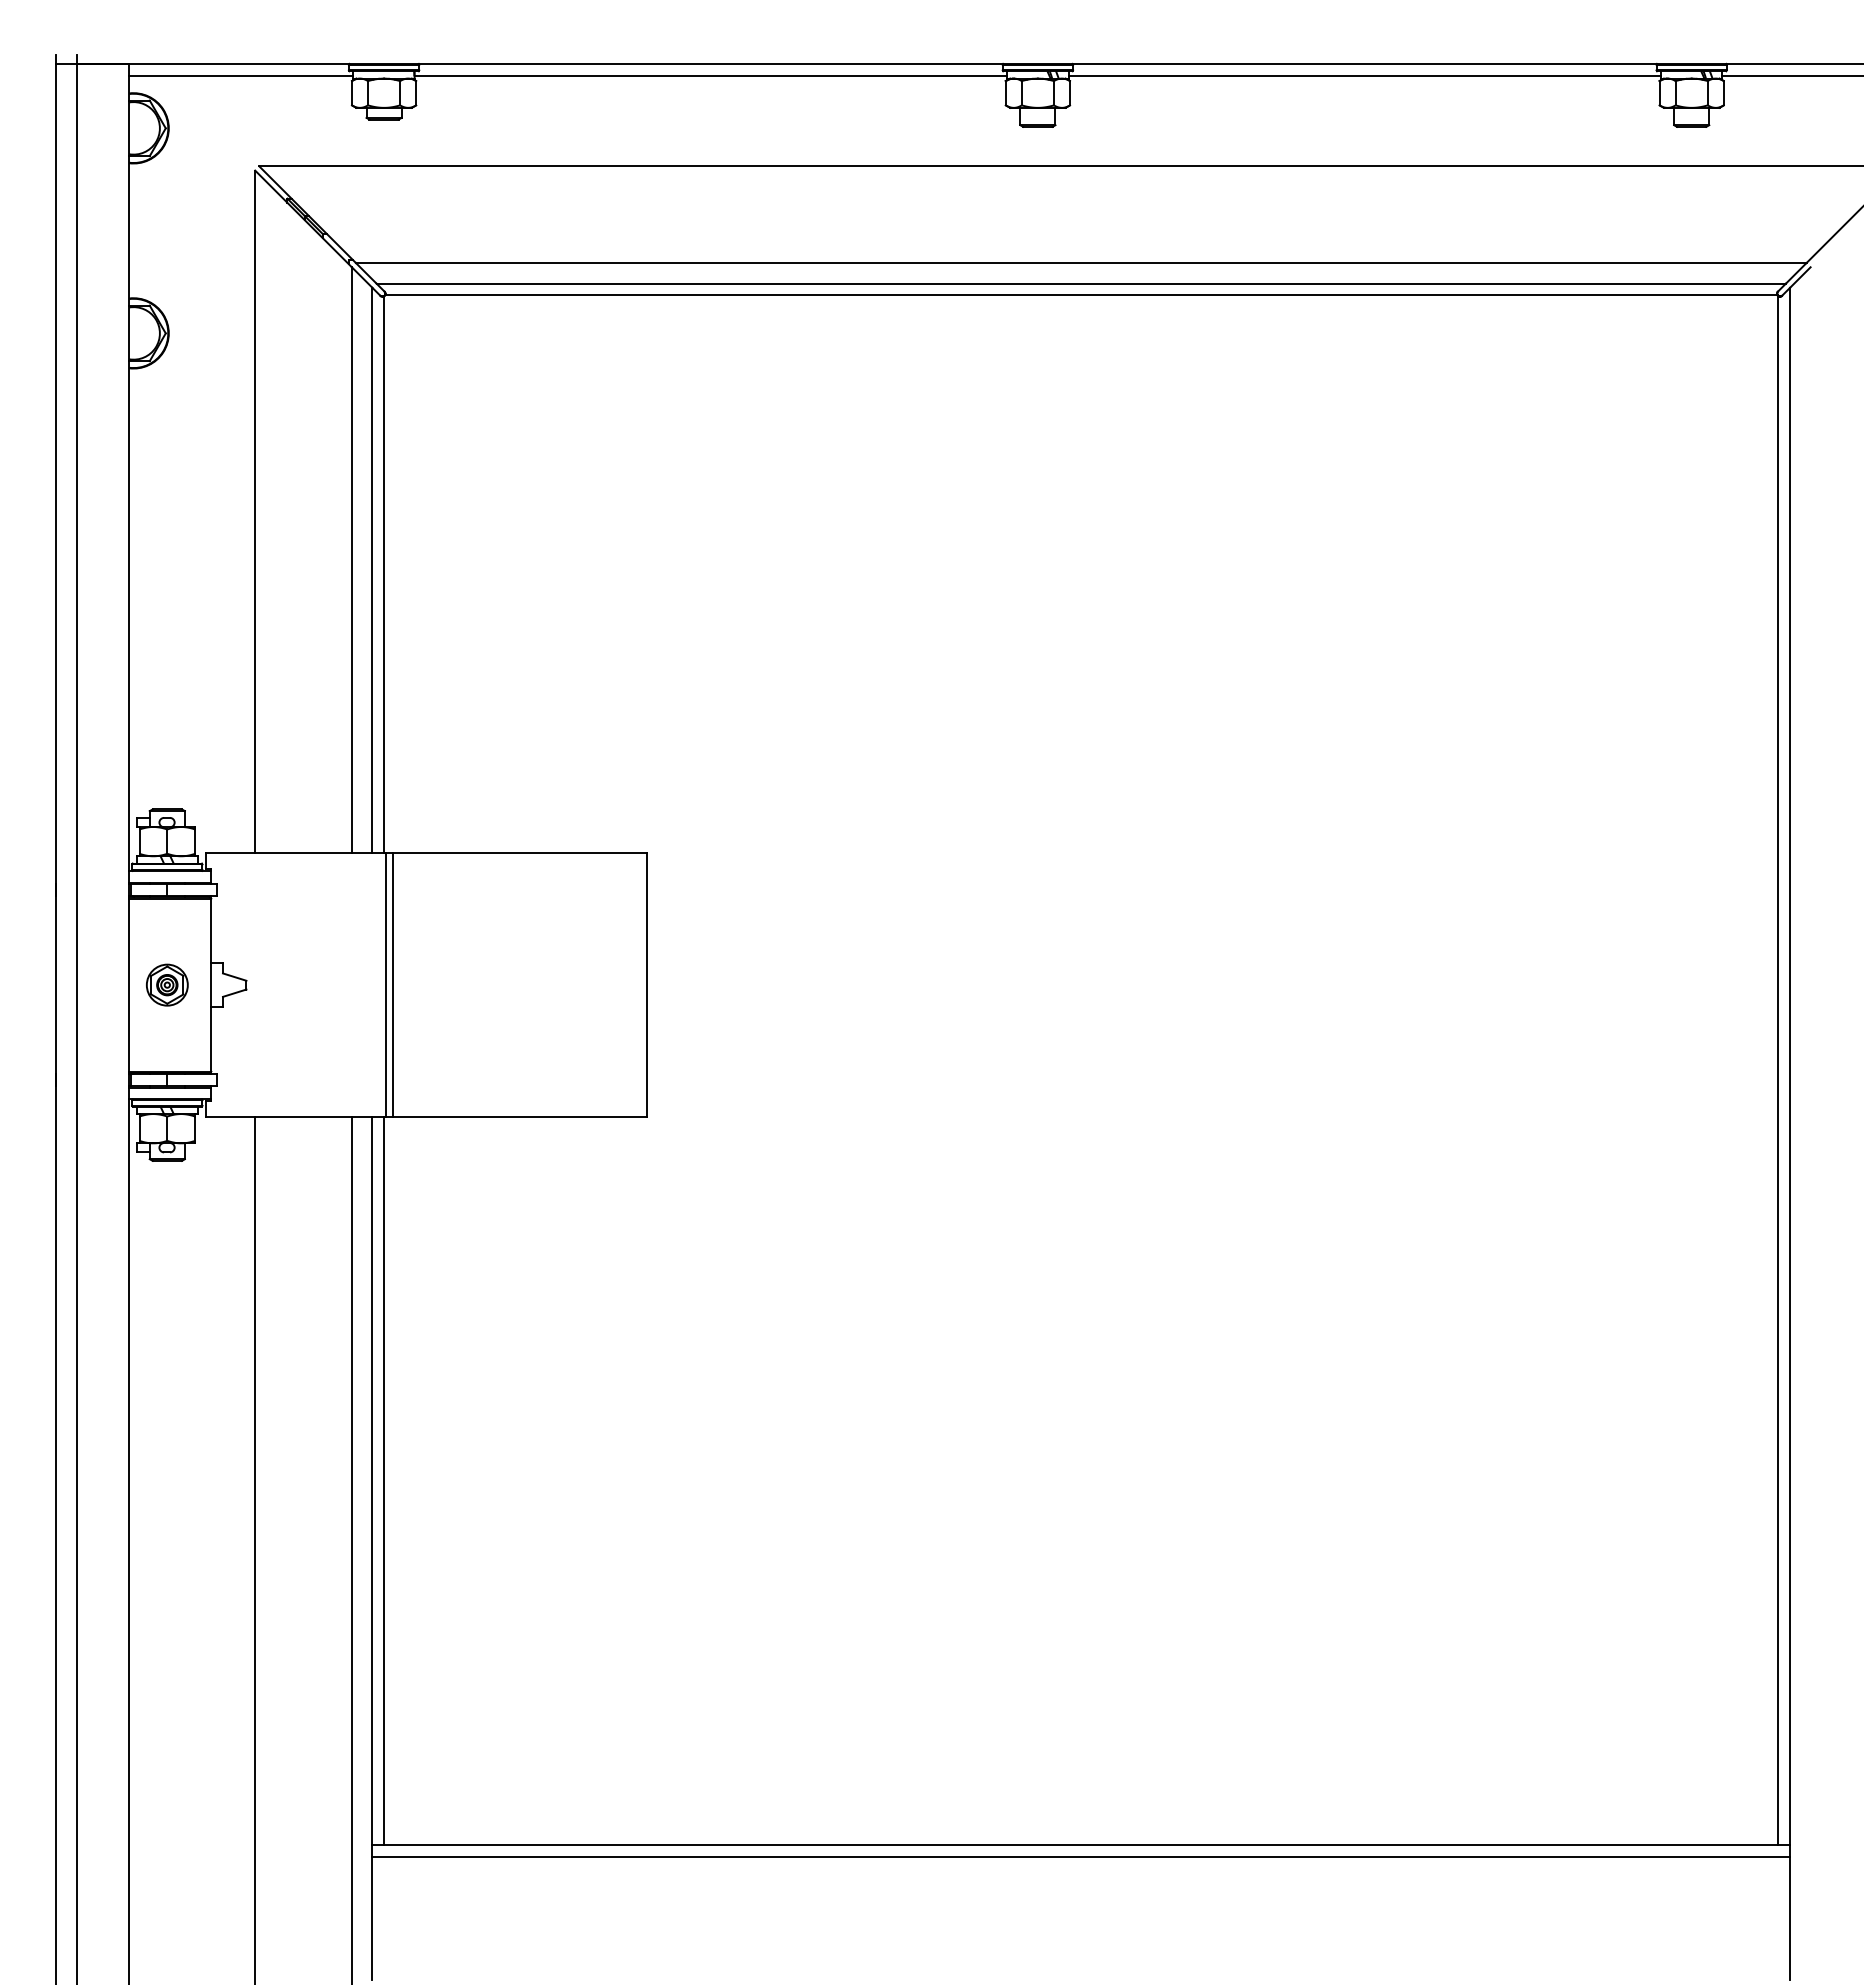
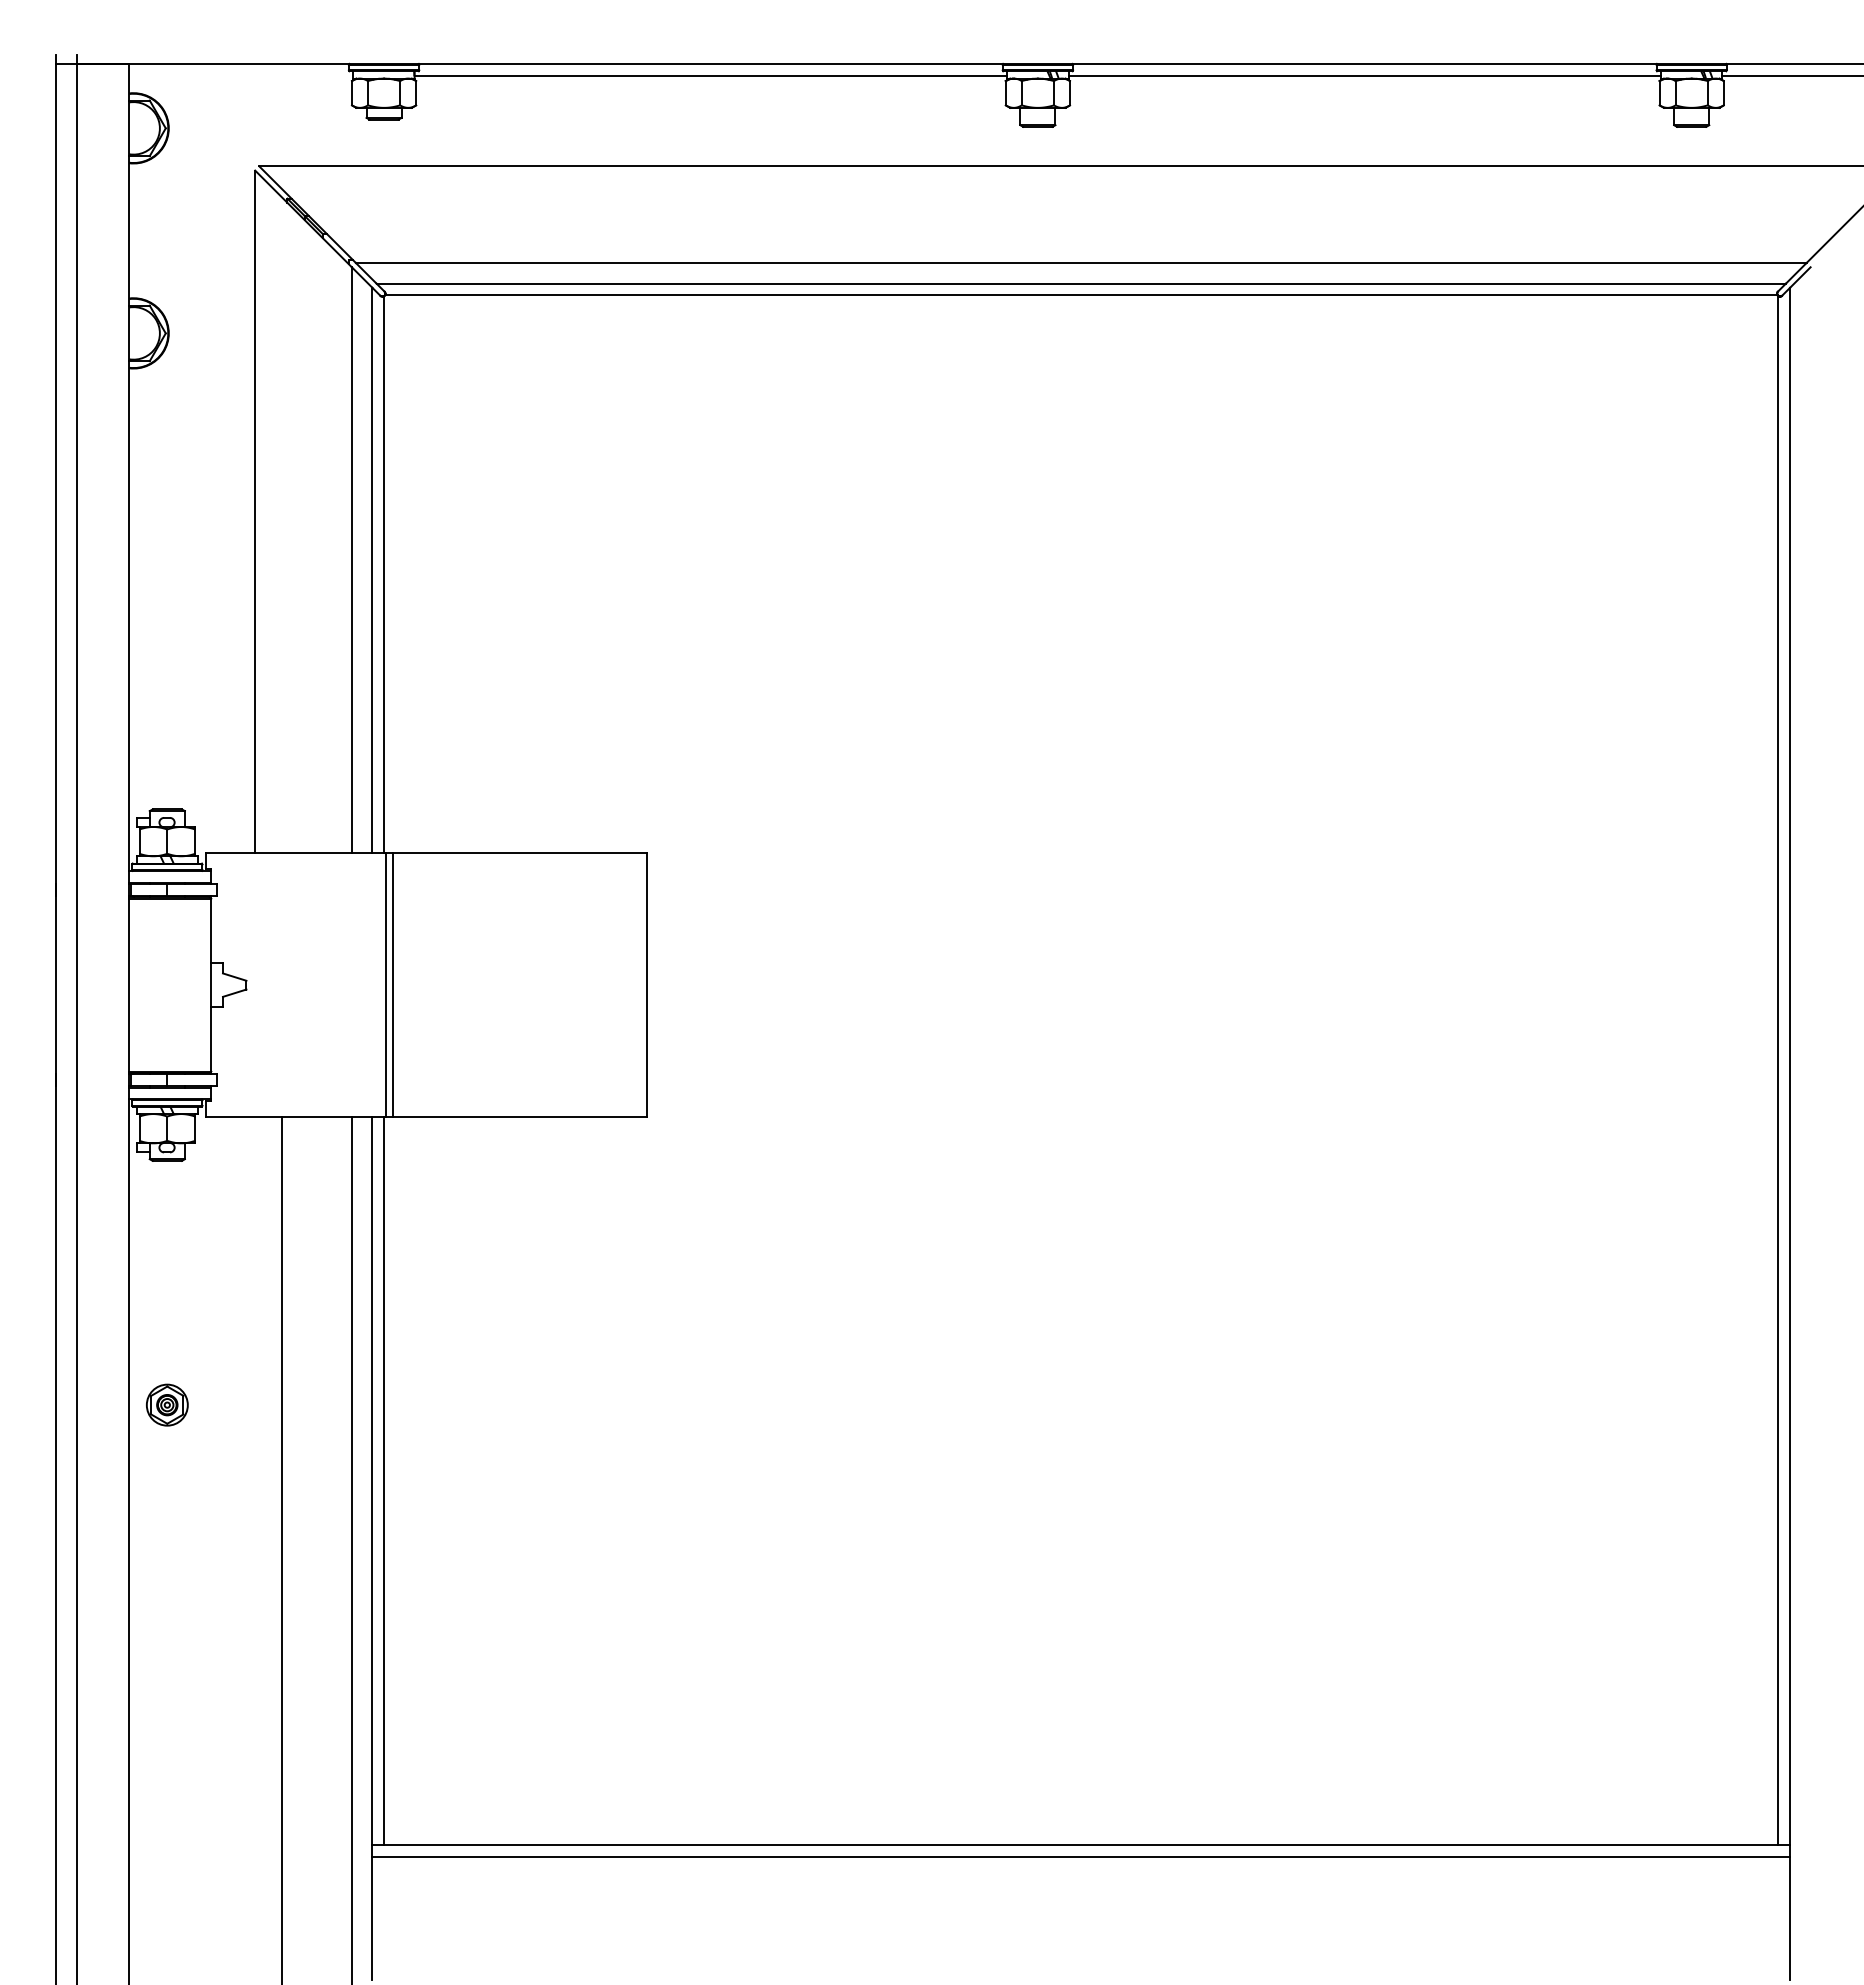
line: present -> none (241, 75)
part position: (167, 984) -> (167, 1404) (167, 1404)
line position: (255, 1548) -> (282, 1548) (282, 1548)
